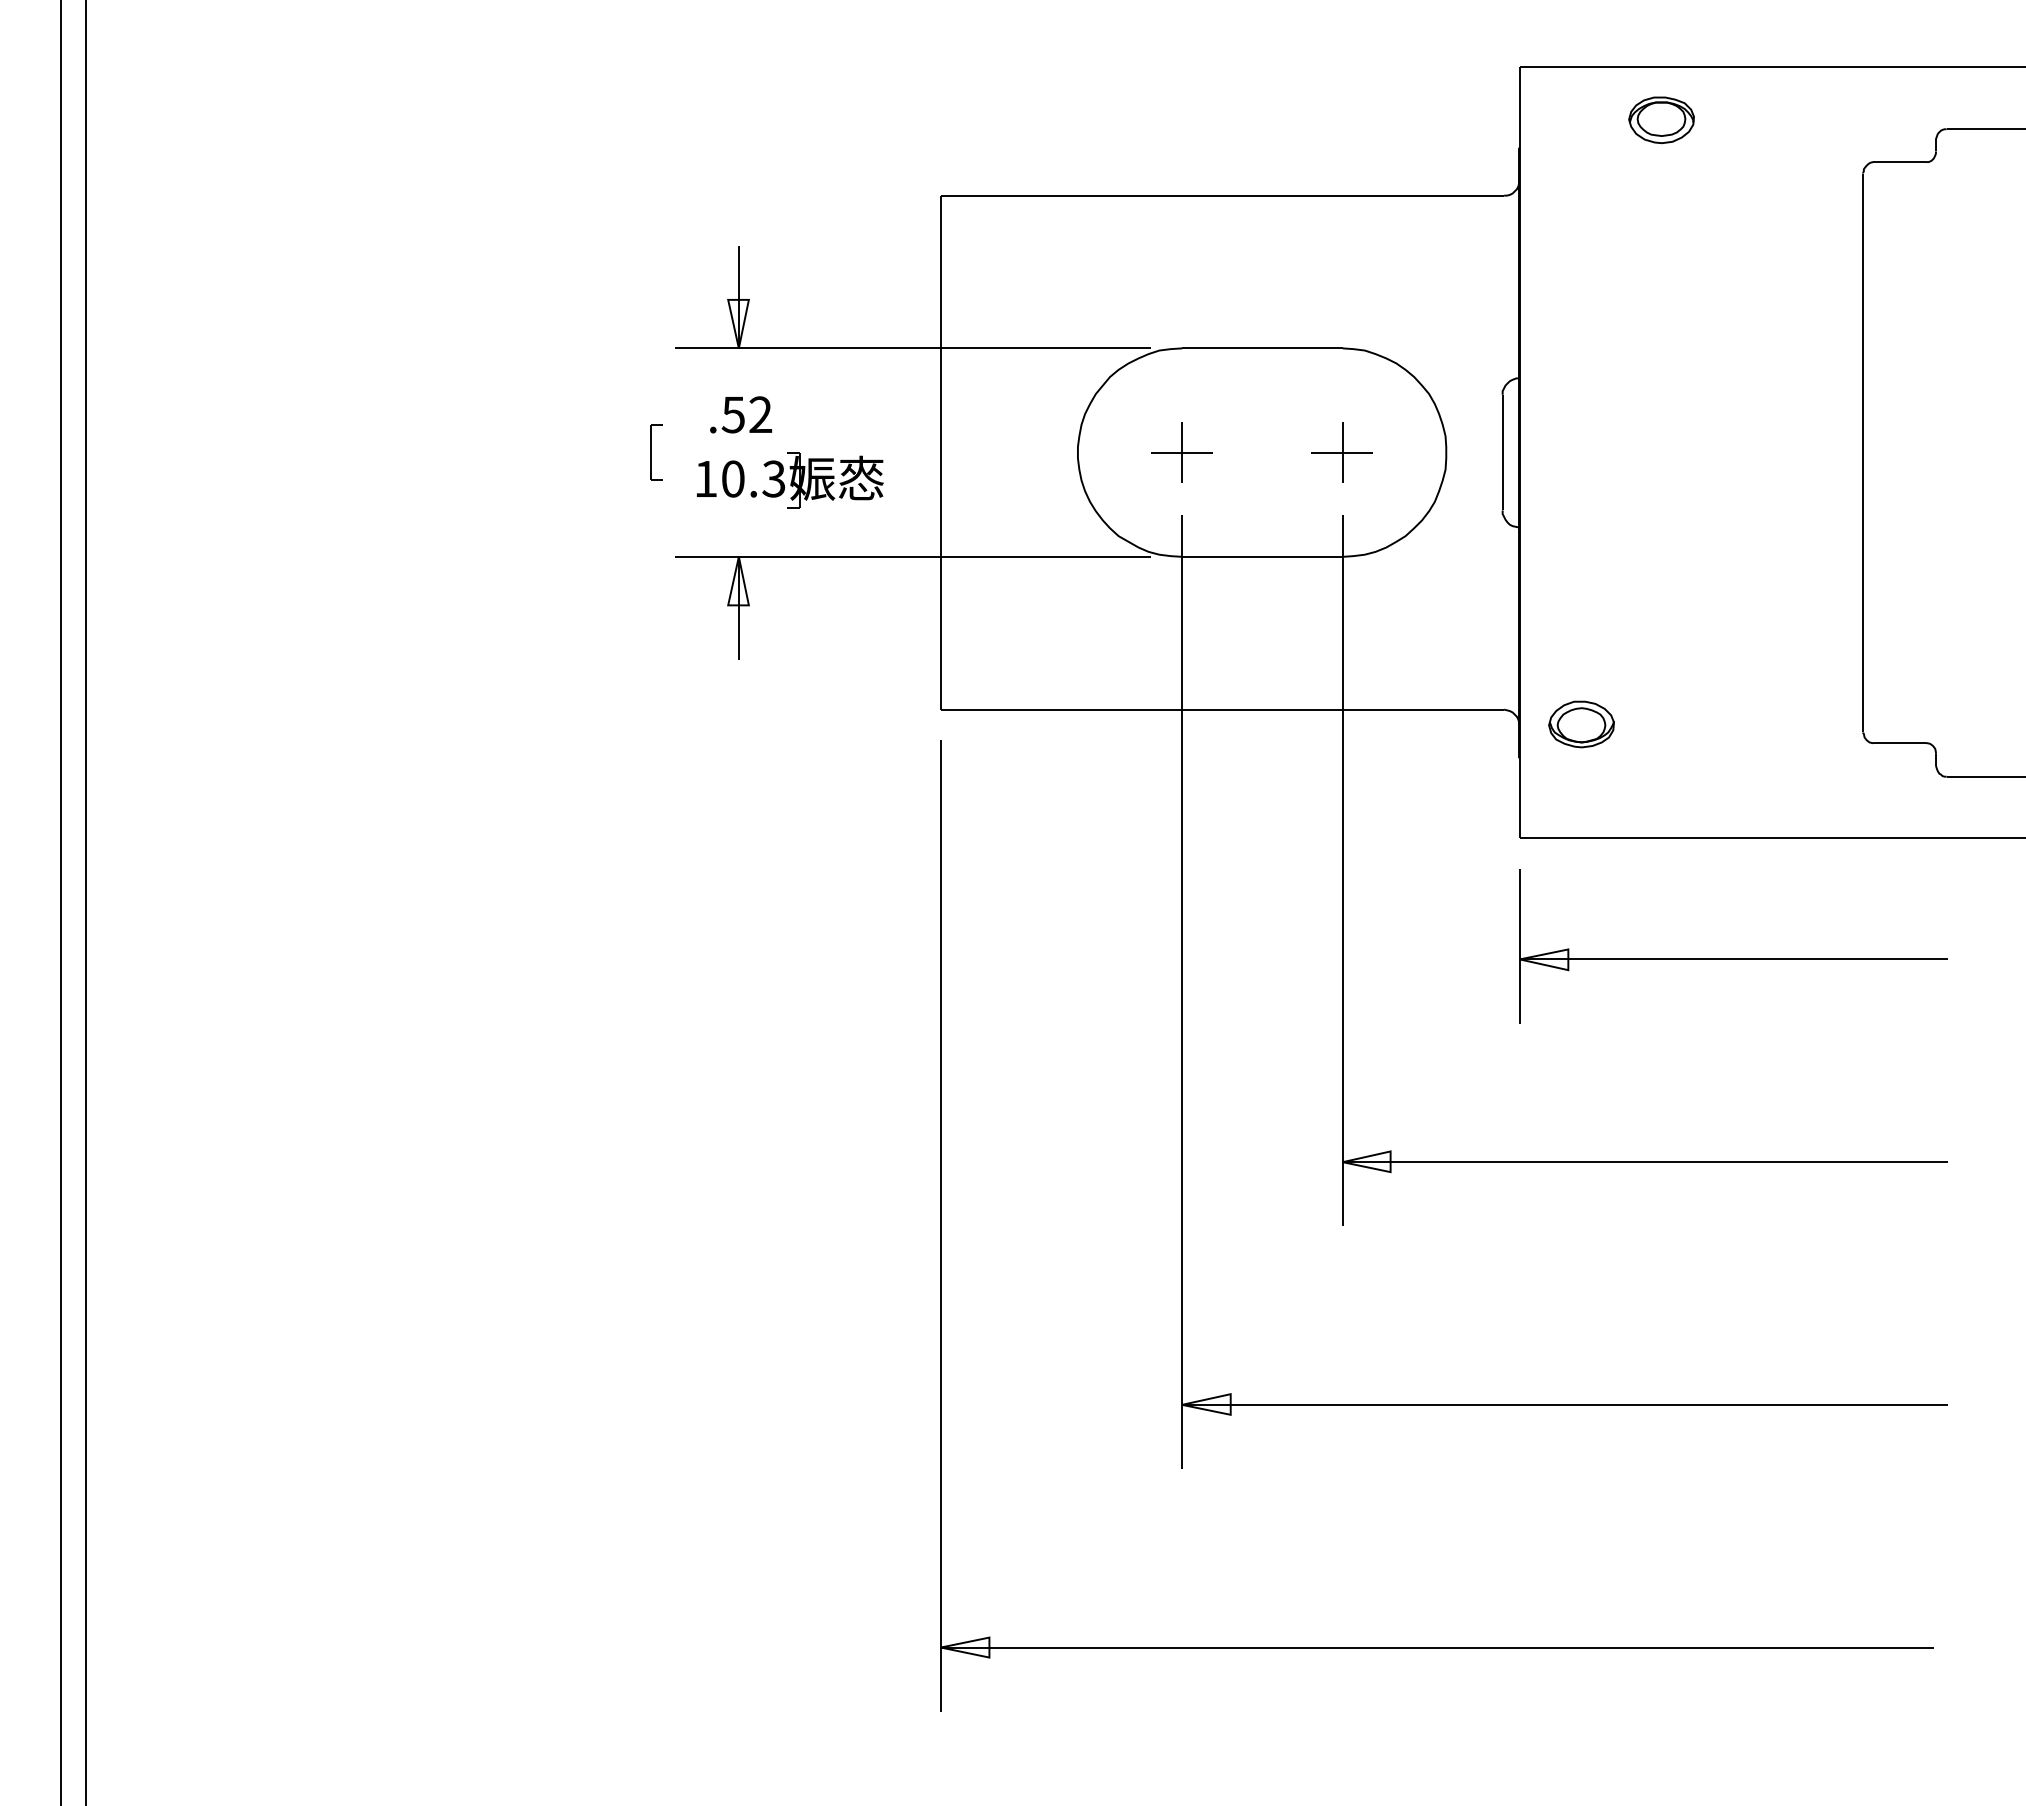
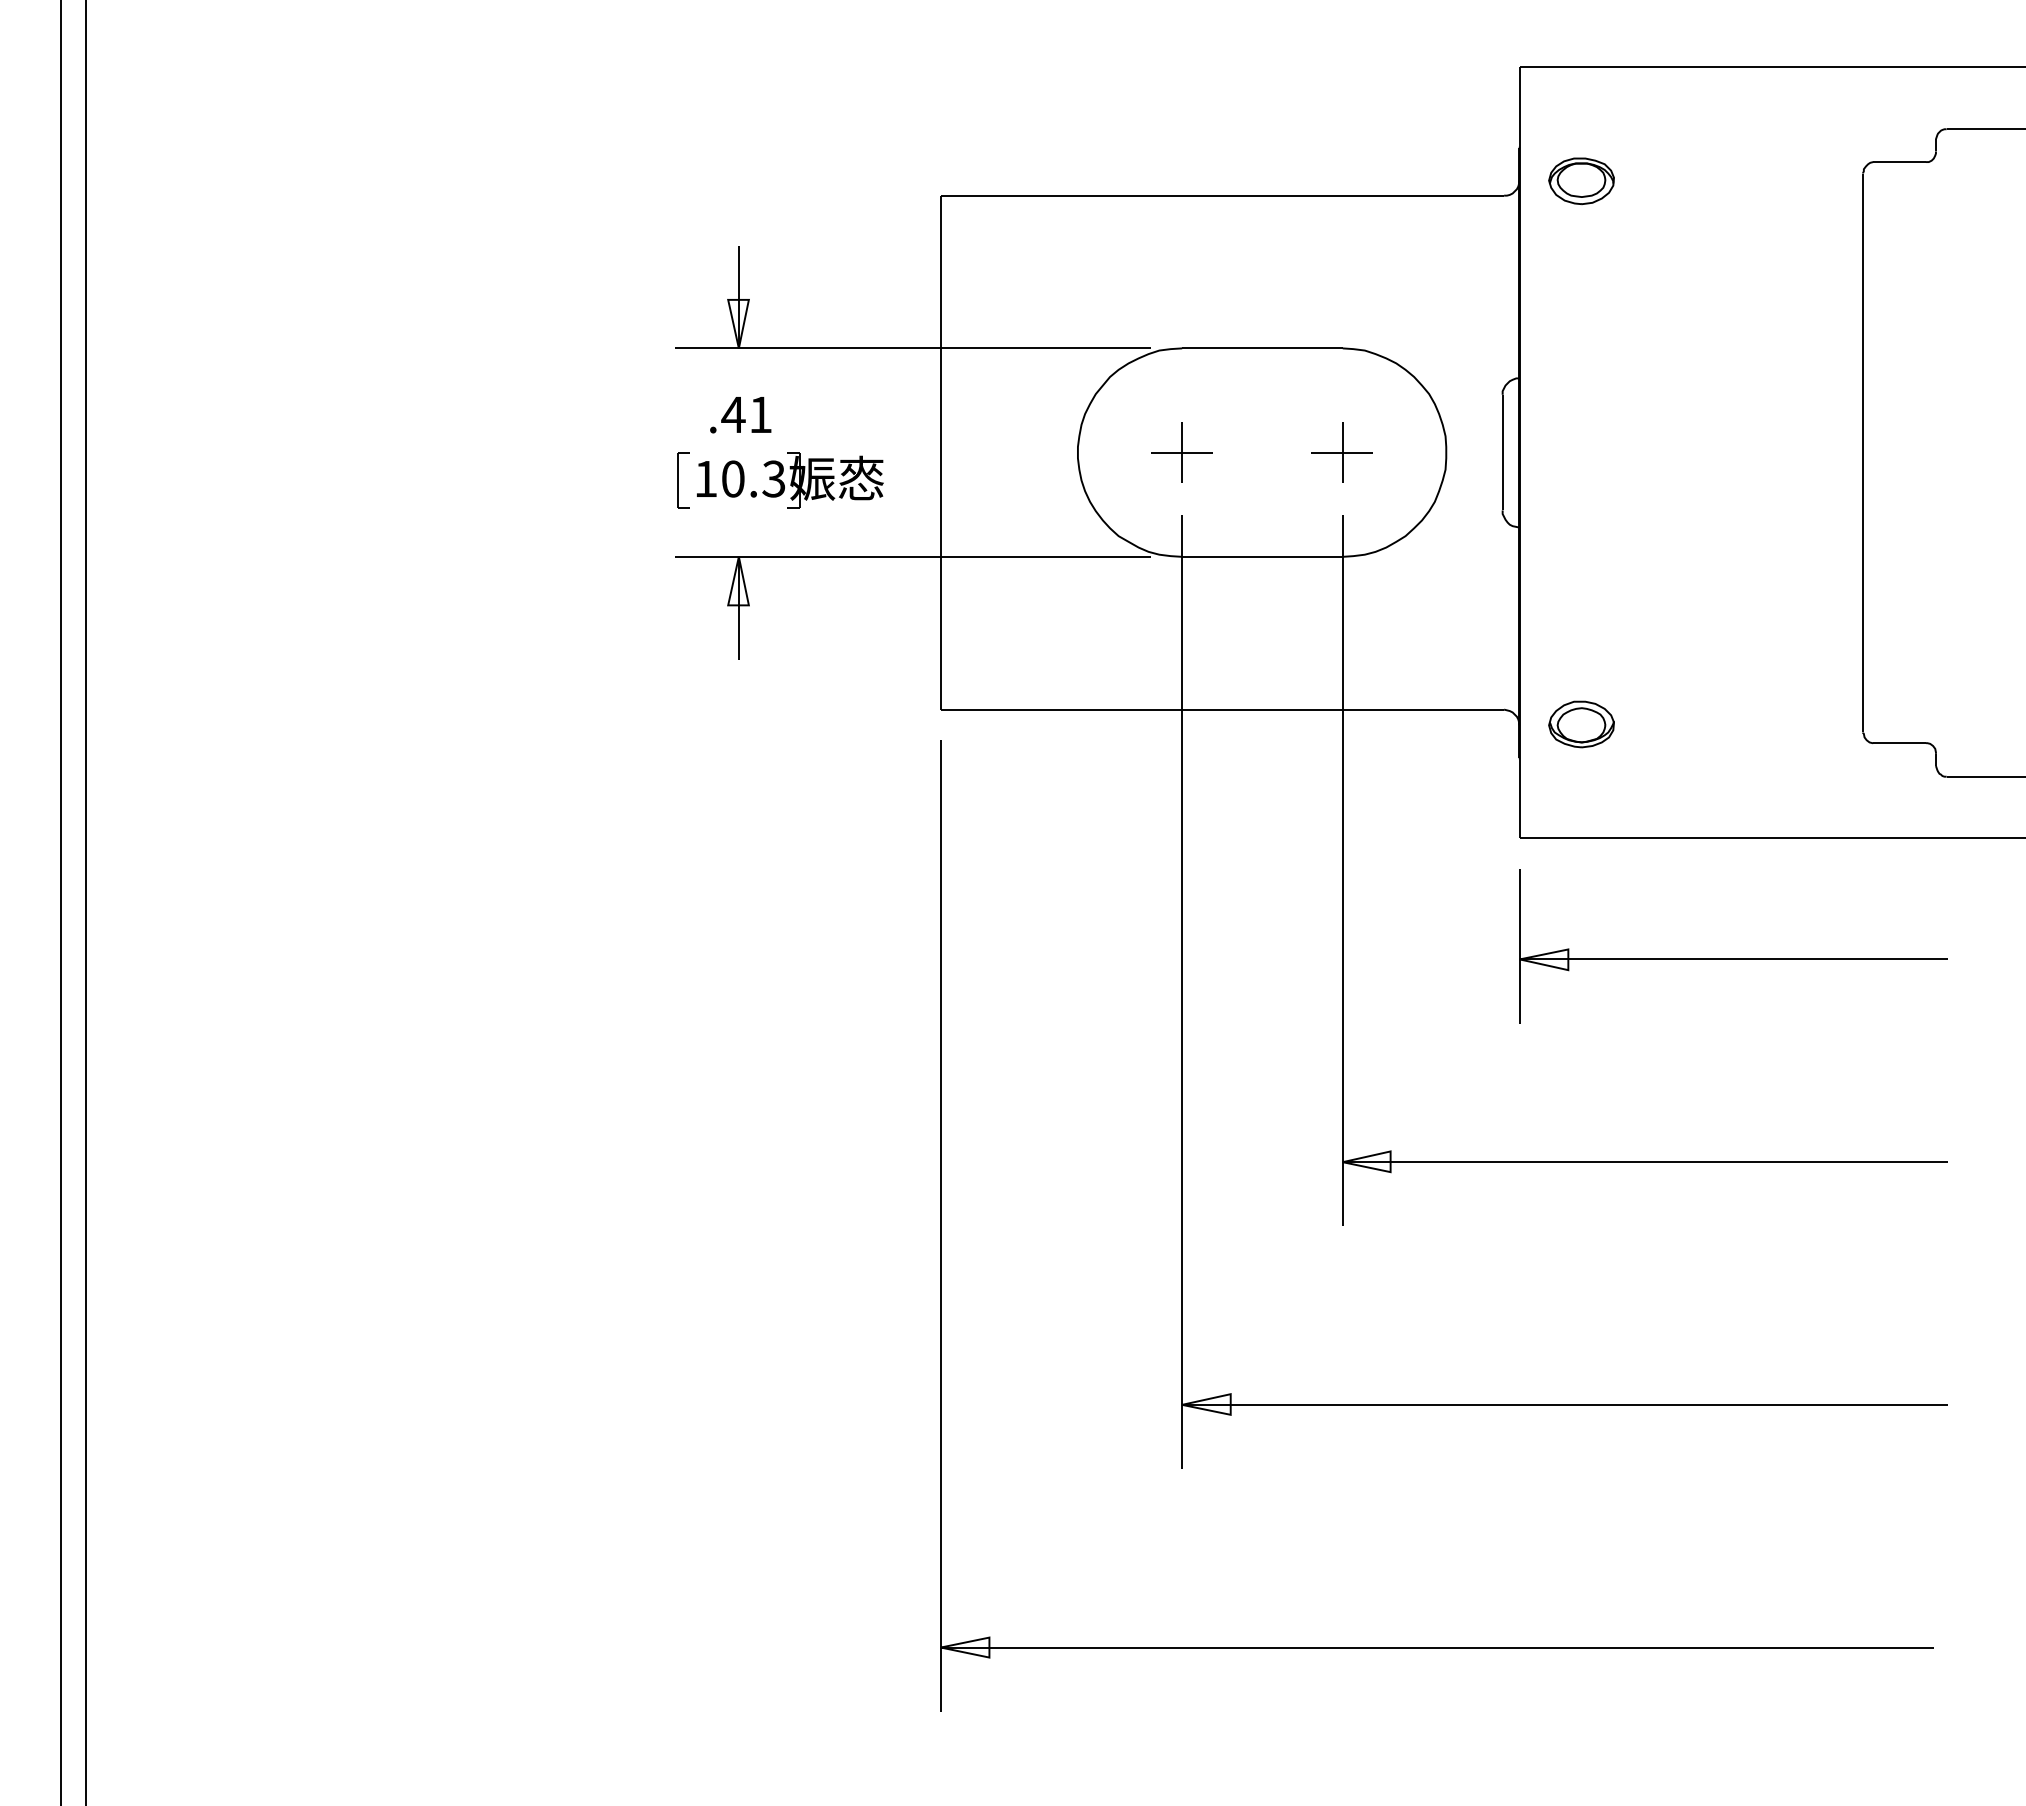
part position: (1661, 119) -> (1581, 180) (1581, 180)
text: .52 -> .41 (746, 414)
part position: (656, 452) -> (683, 480) (683, 480)
